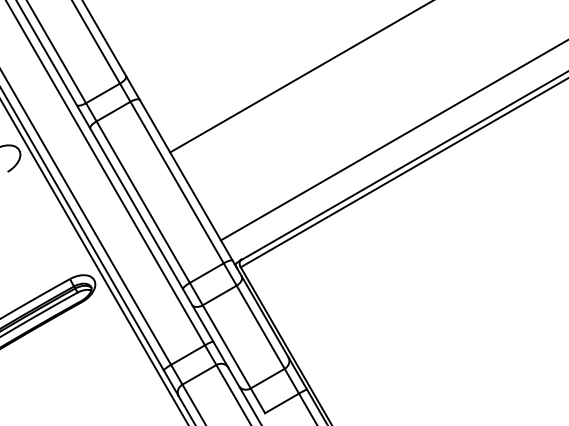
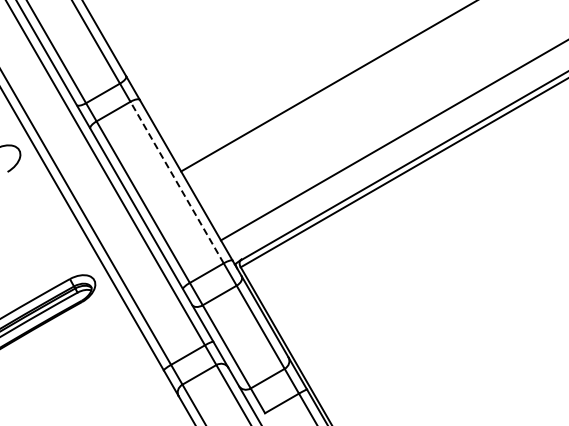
line position: (300, 77) -> (327, 86) (327, 86)
line: solid -> dashed (176, 182)
line: present -> none (94, 262)
